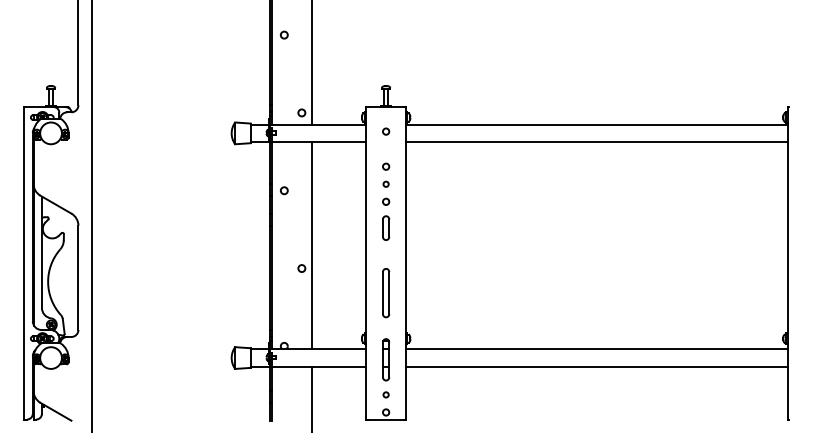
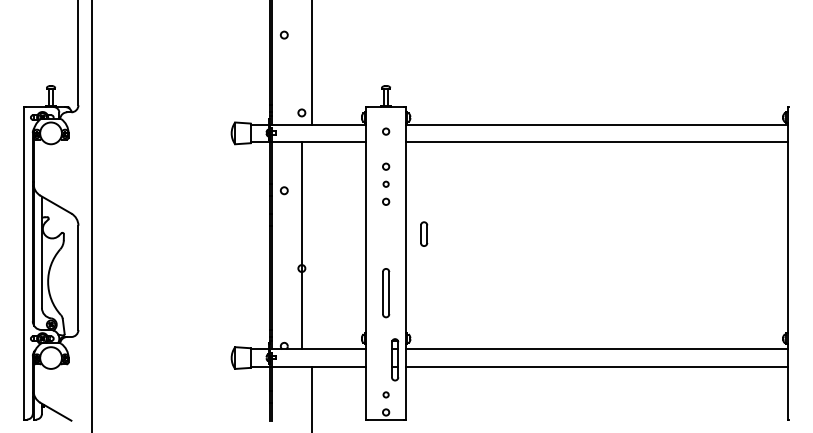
part position: (386, 227) -> (424, 233) (424, 233)
line position: (312, 245) -> (302, 245) (302, 245)
part position: (386, 359) -> (395, 359) (395, 359)
